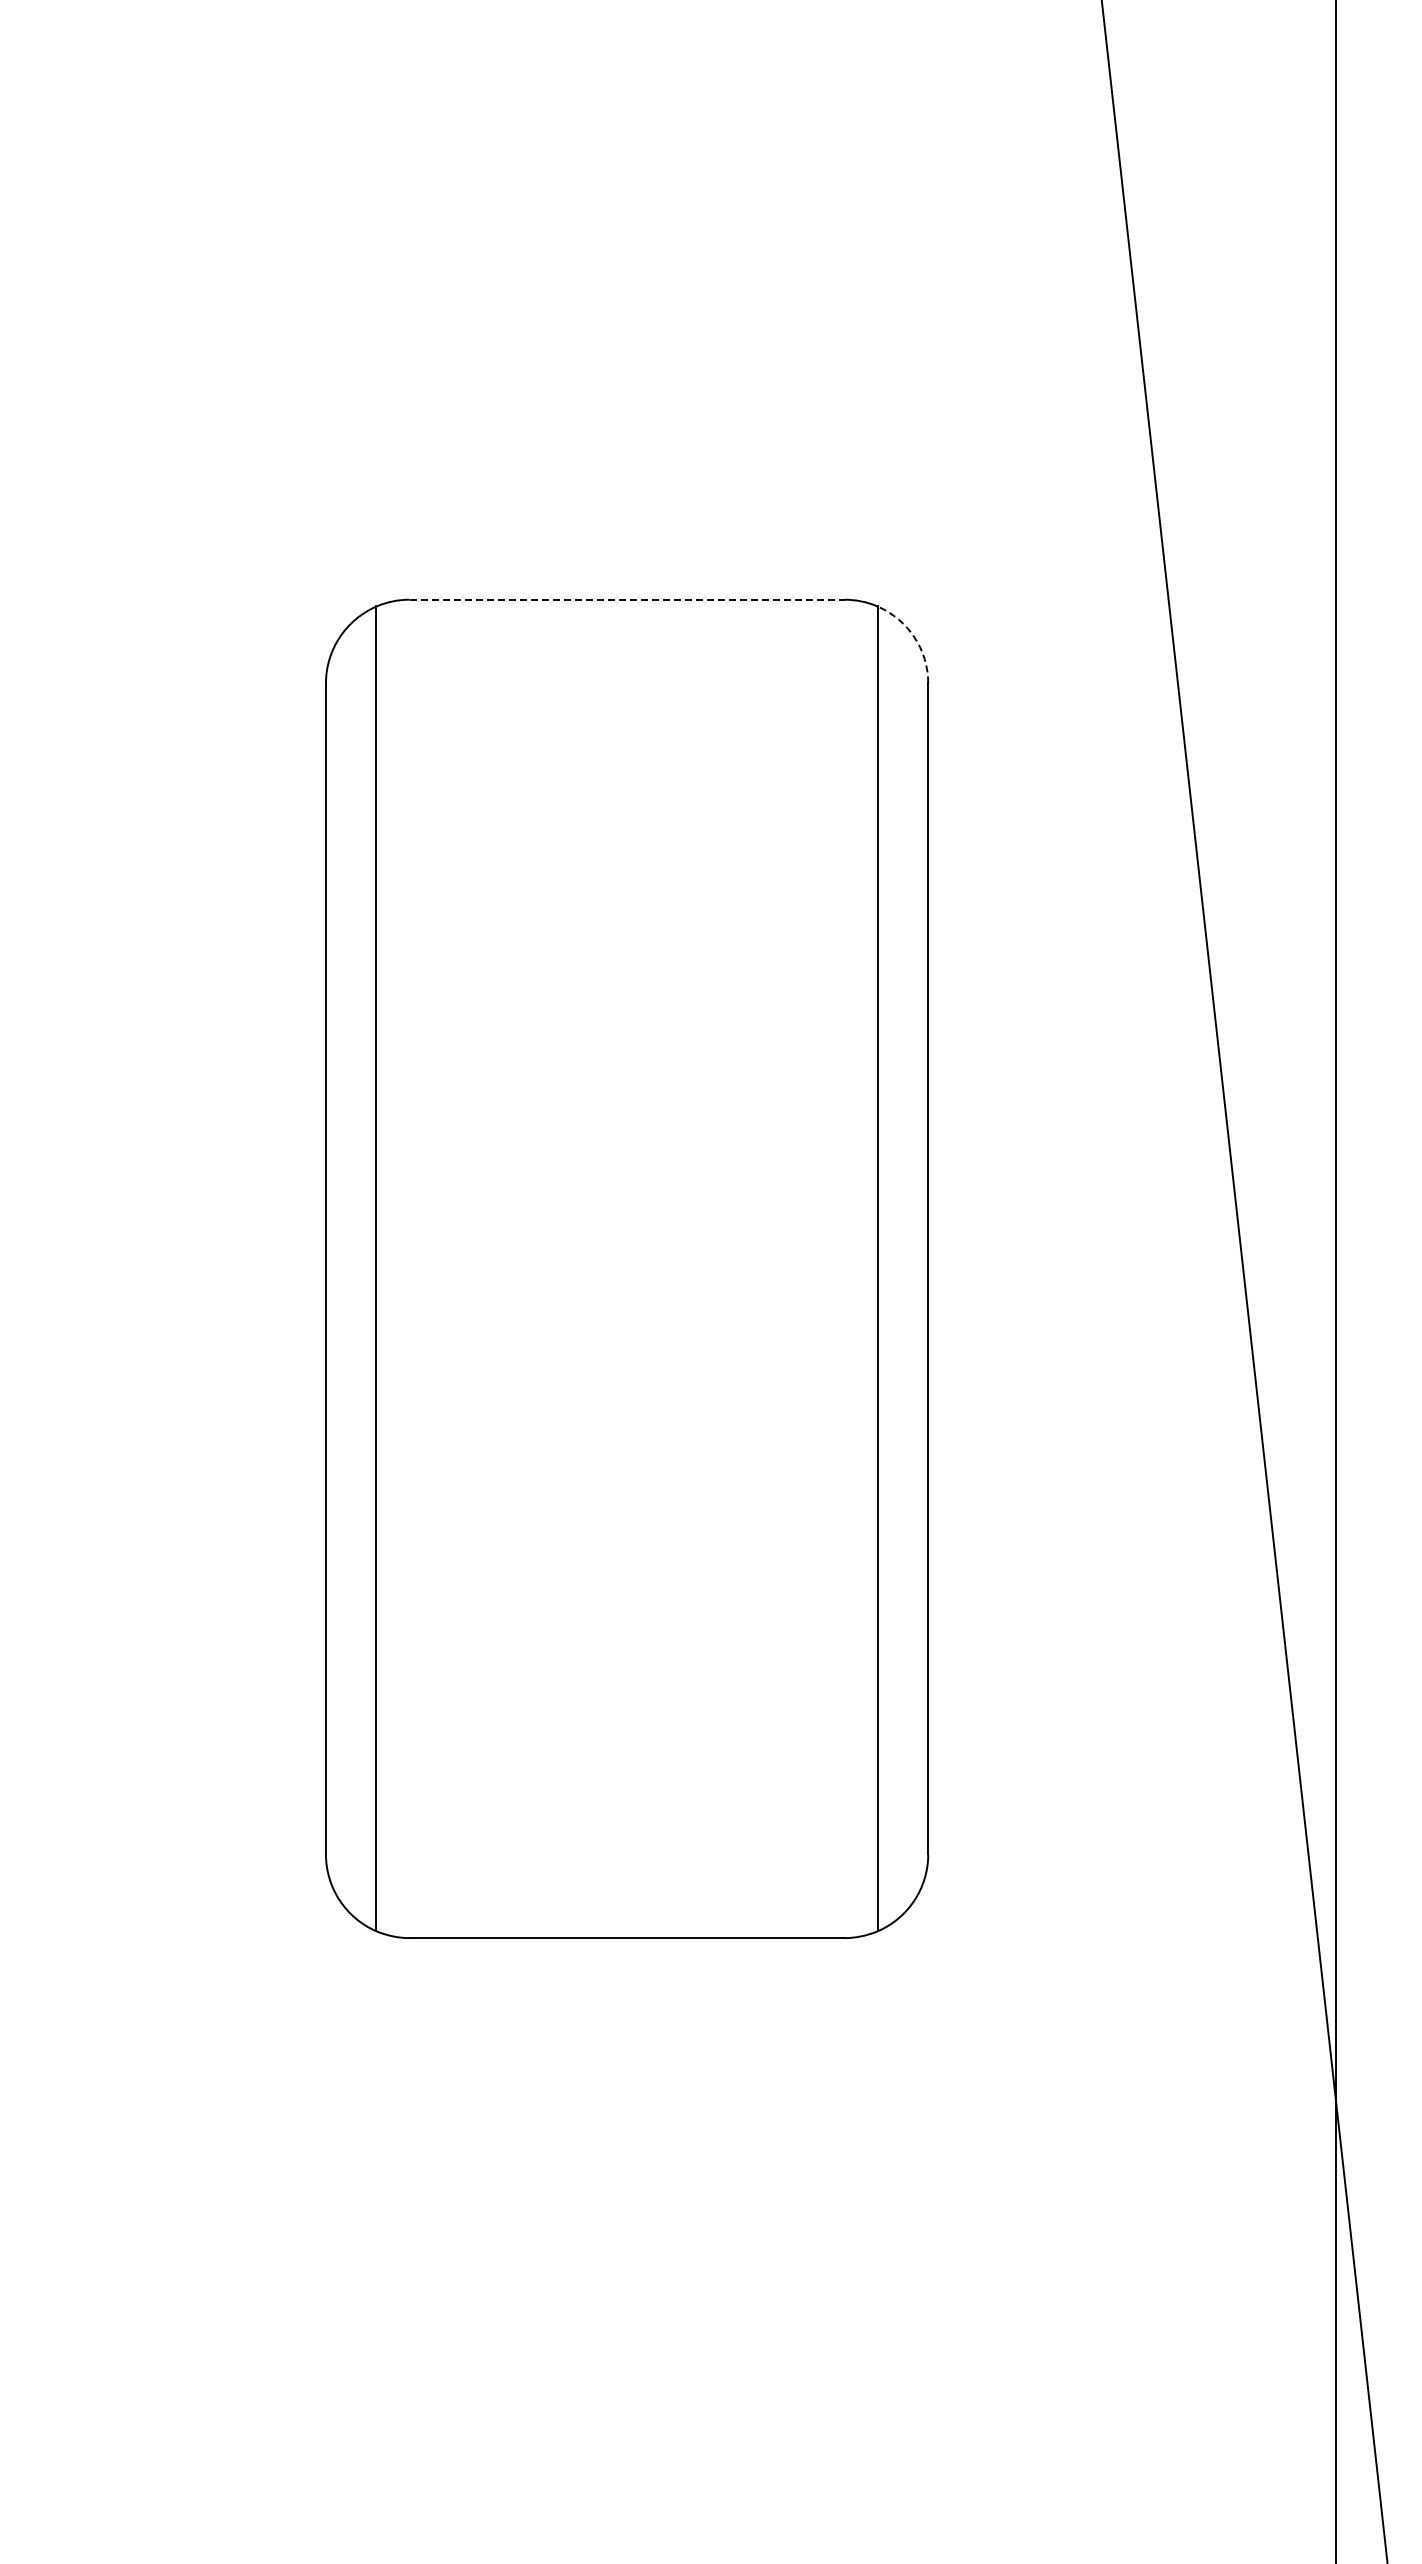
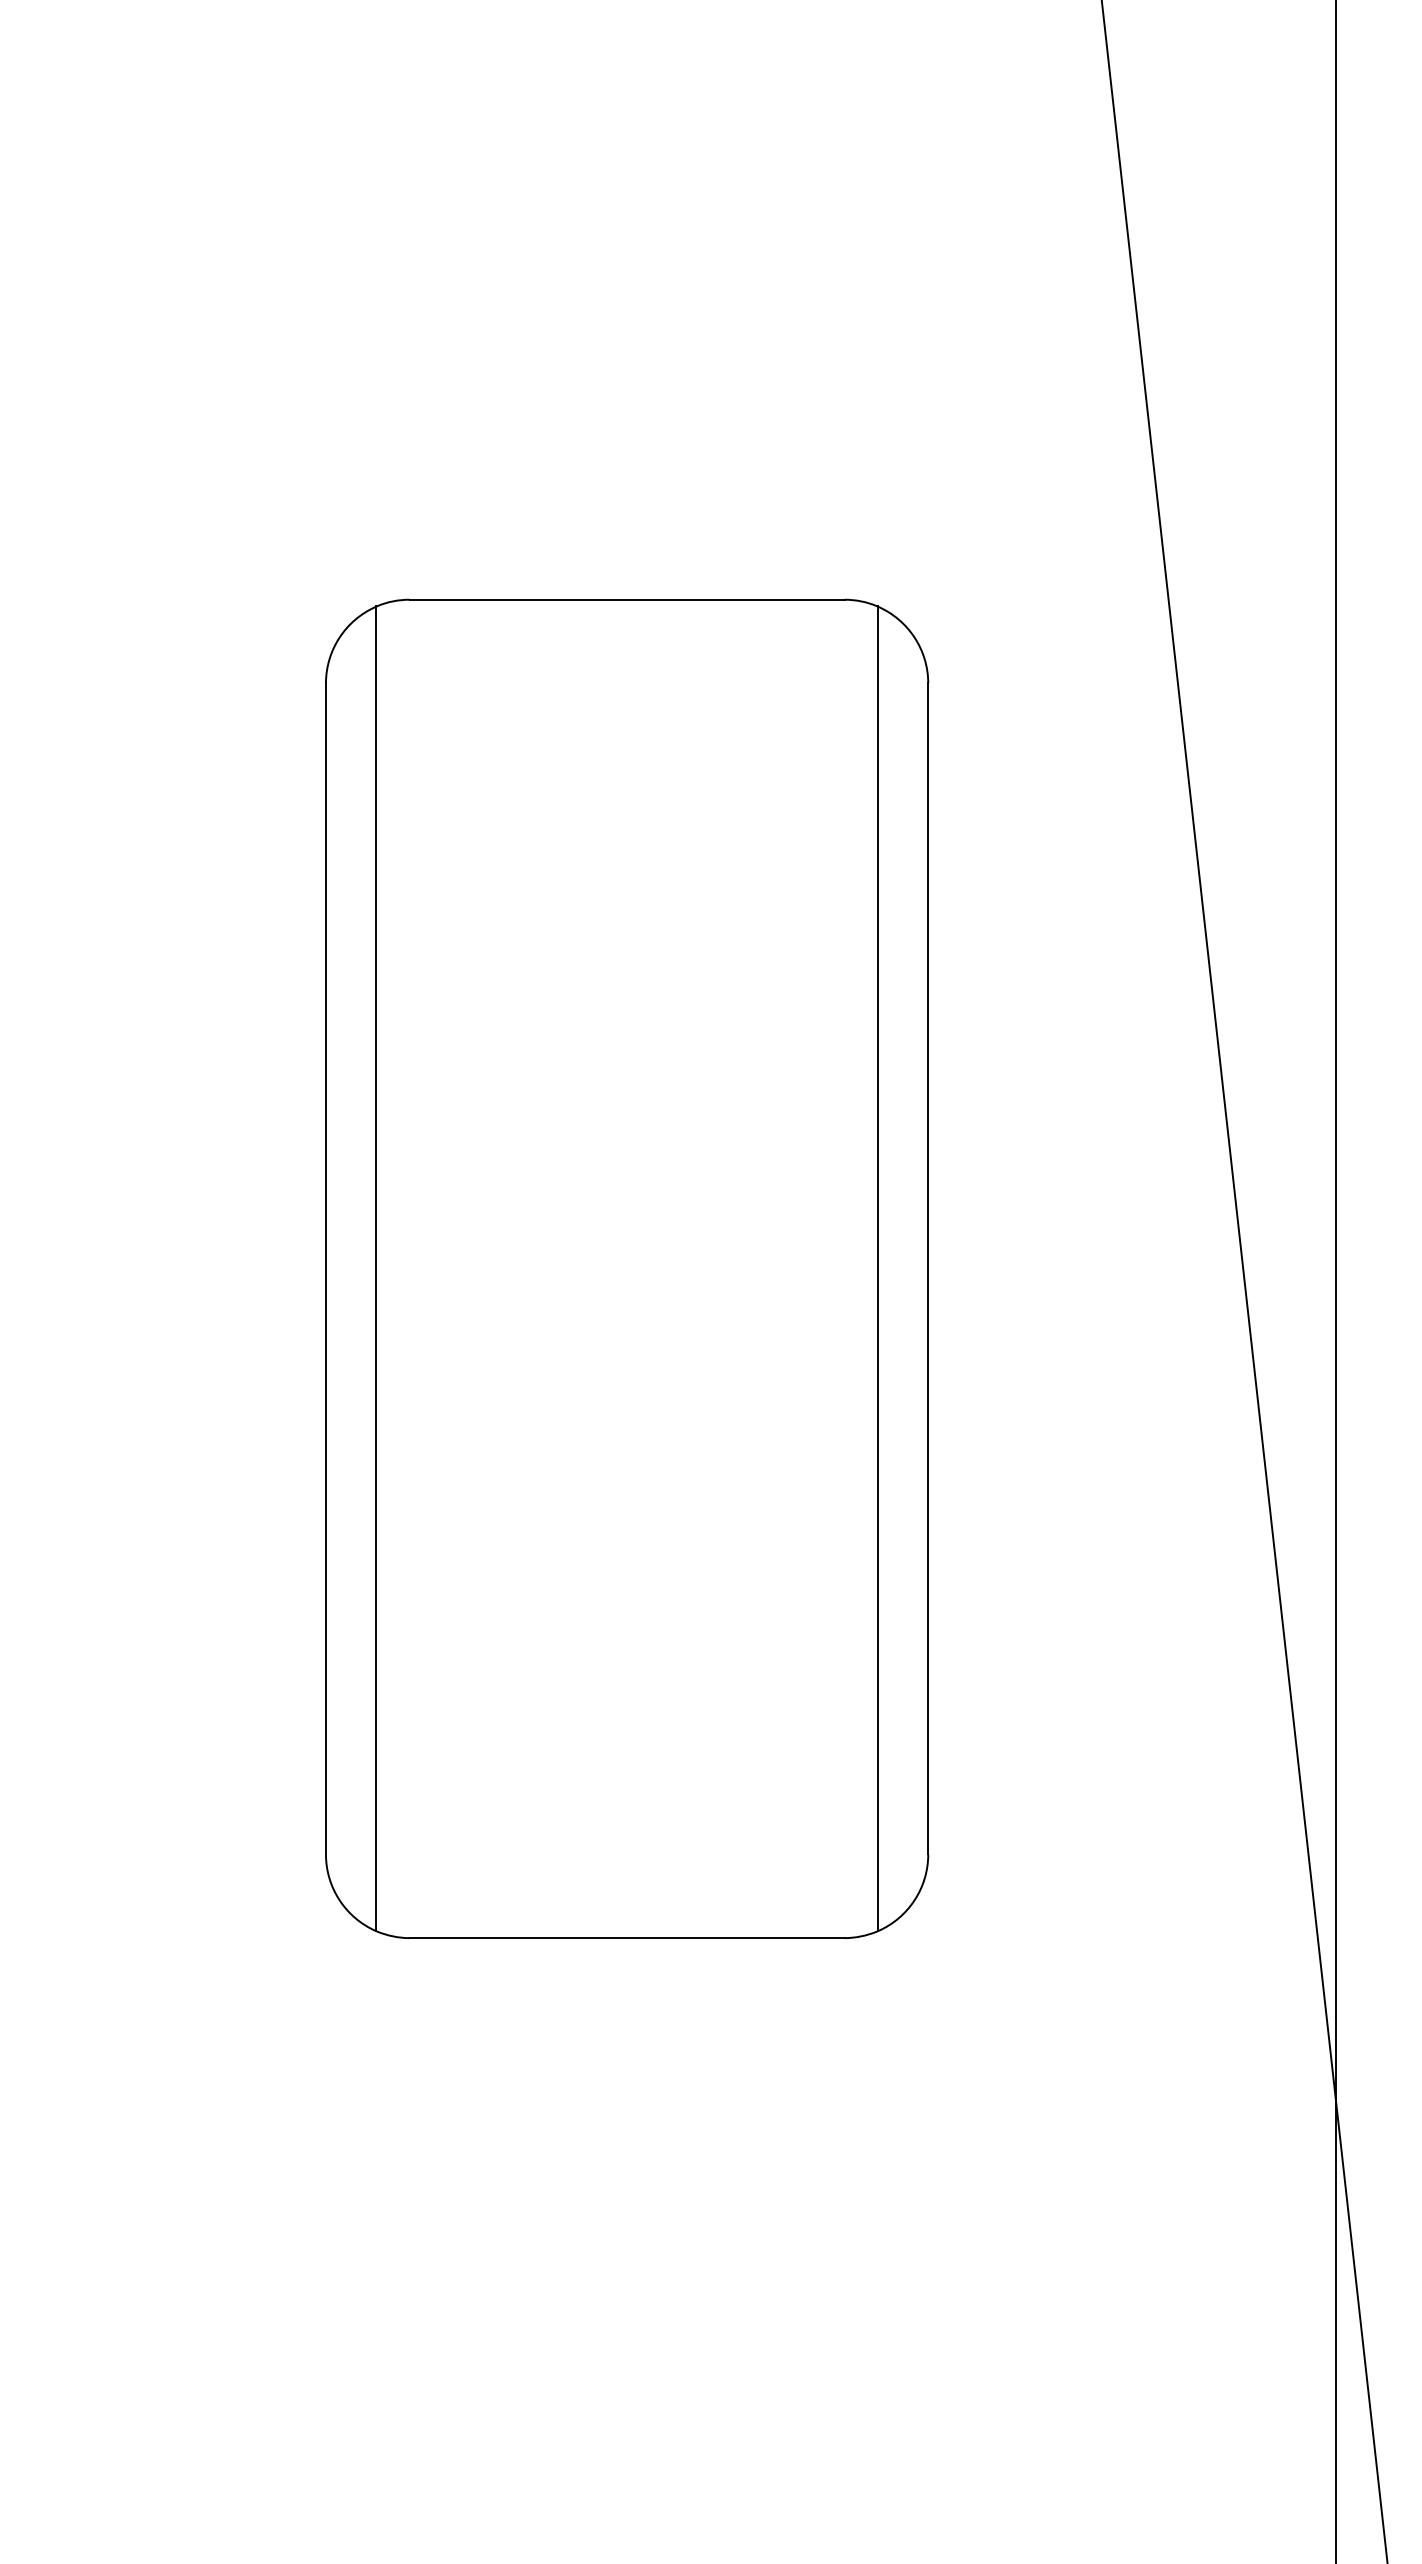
line: dashed -> solid (627, 599)
arc: dashed -> solid (914, 637)
